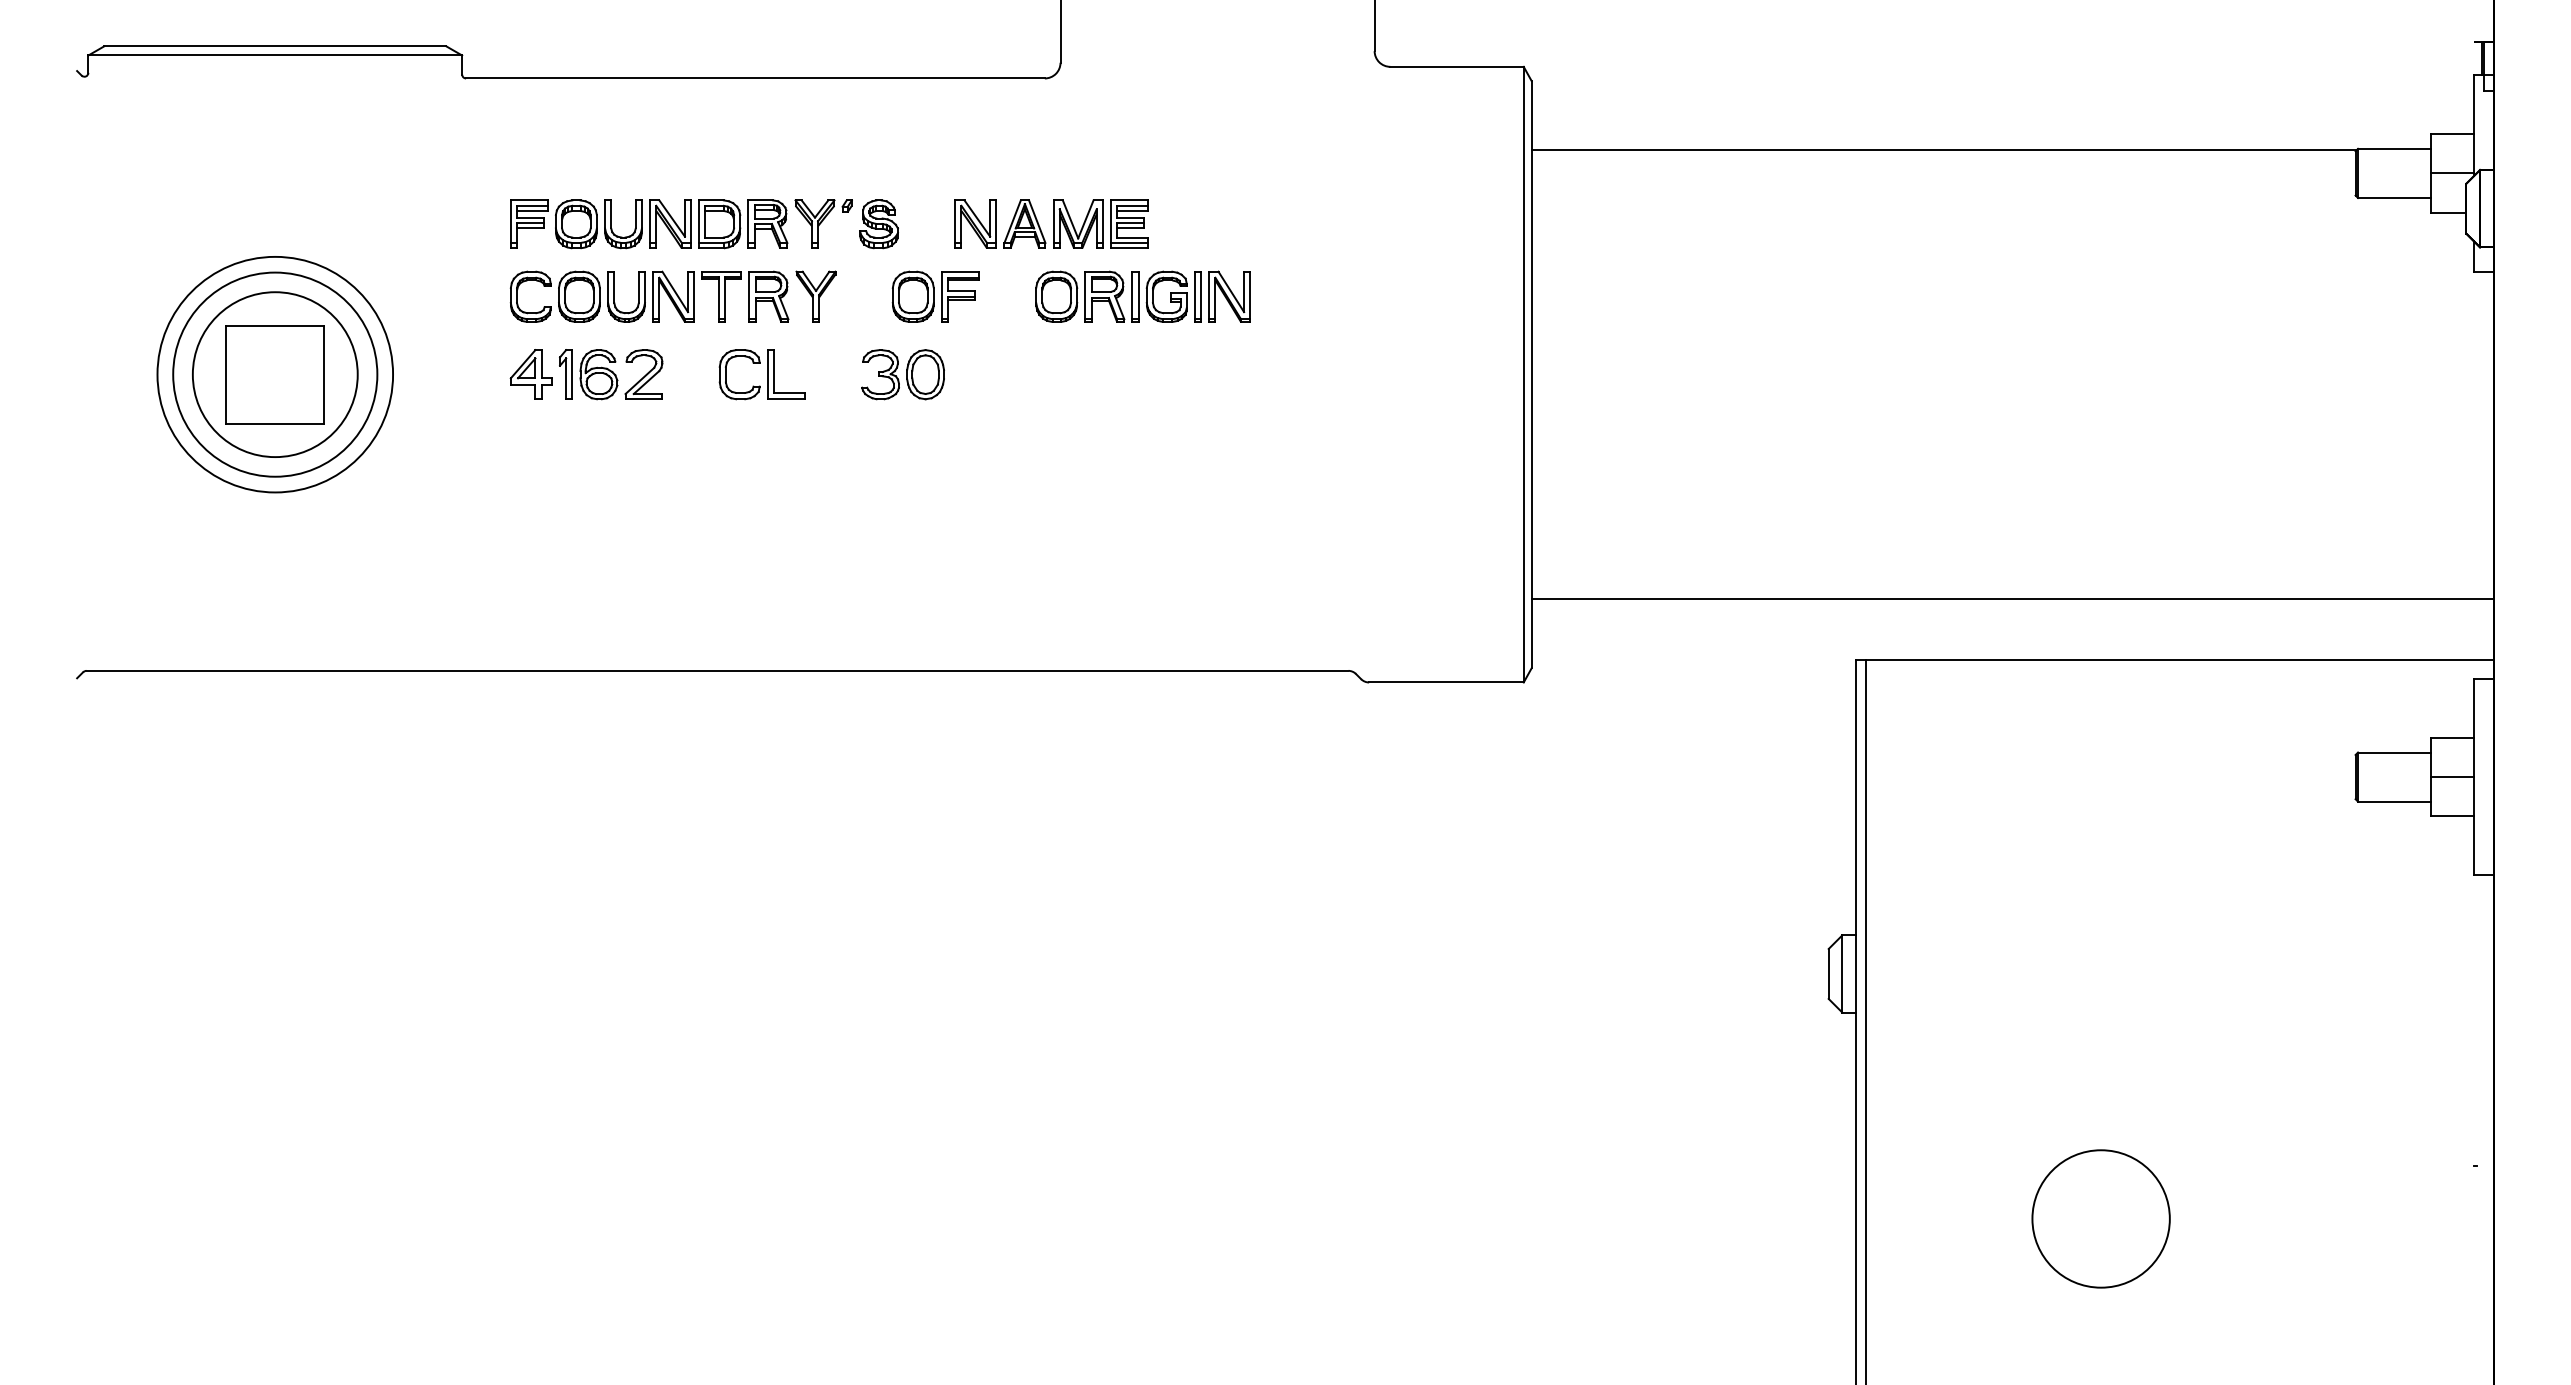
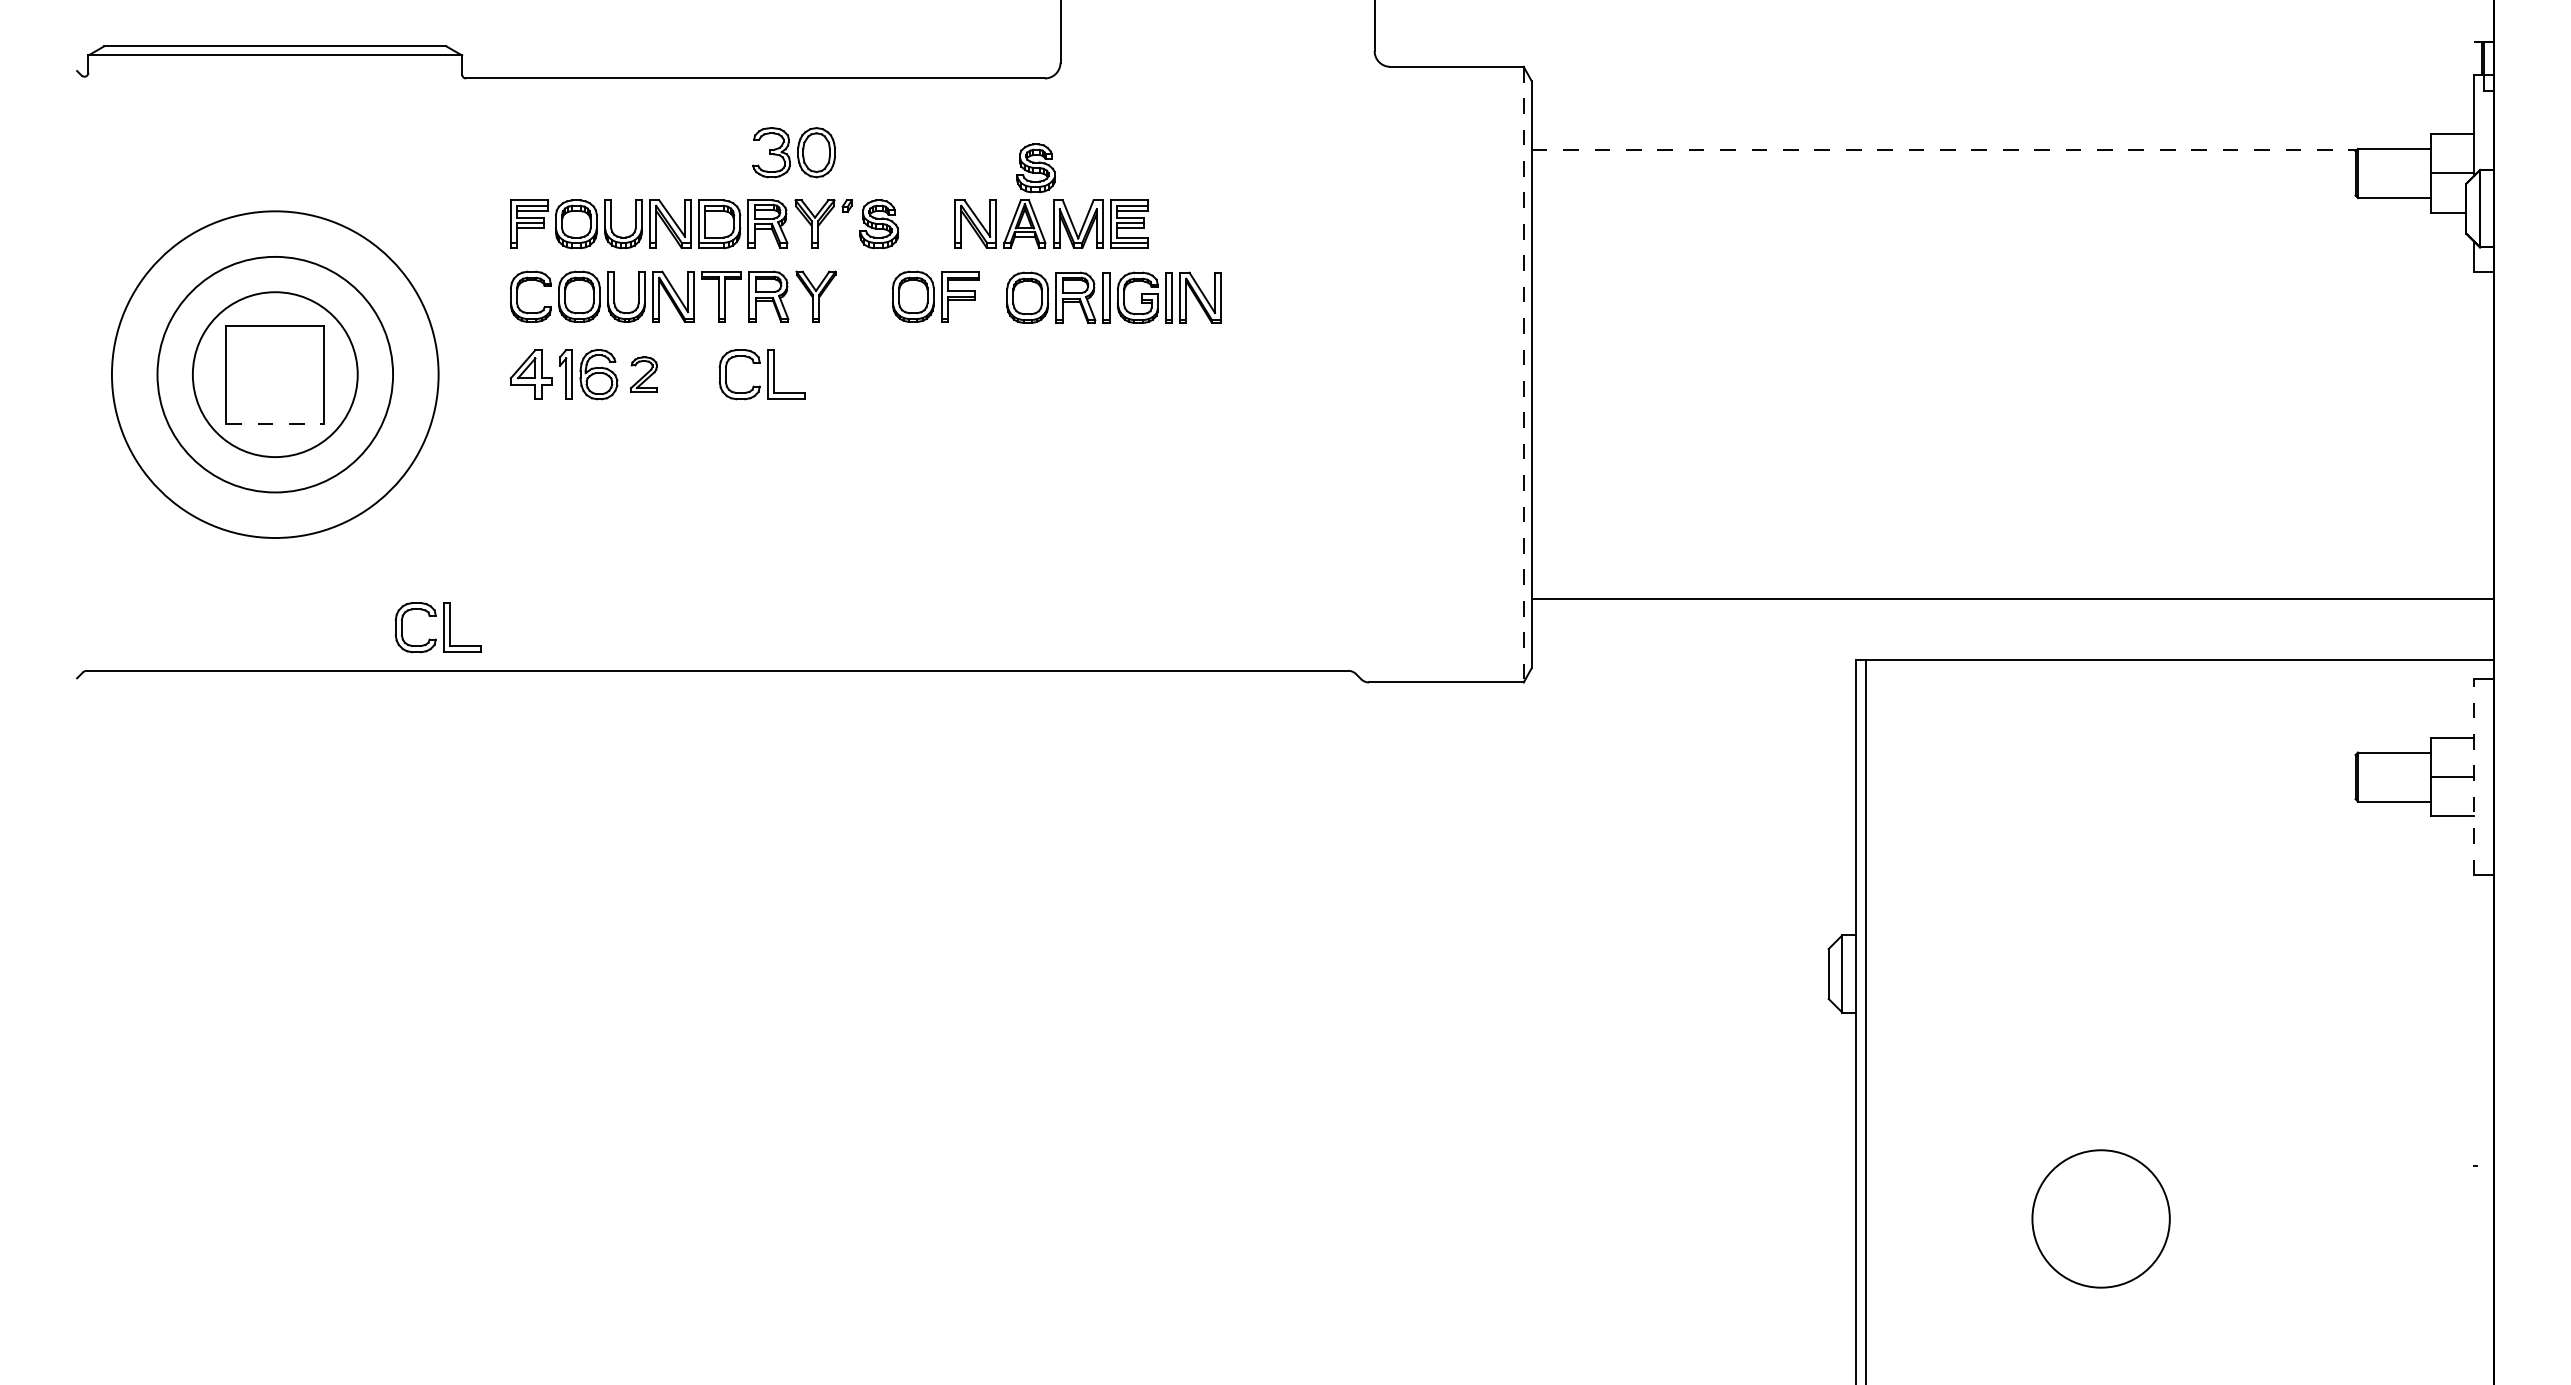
line: solid -> dashed (1944, 150)
part: none -> present (1035, 168)
part position: (1142, 296) -> (1113, 297) (1113, 297)
circle diameter: 204 px -> 327 px (274, 374)
part size: 40x51 px -> 28x37 px (643, 374)
part position: (902, 374) -> (793, 152) (793, 152)
line: solid -> dashed (1523, 374)
line: solid -> dashed (275, 423)
part: none -> present (437, 627)
line: solid -> dashed (2474, 776)
